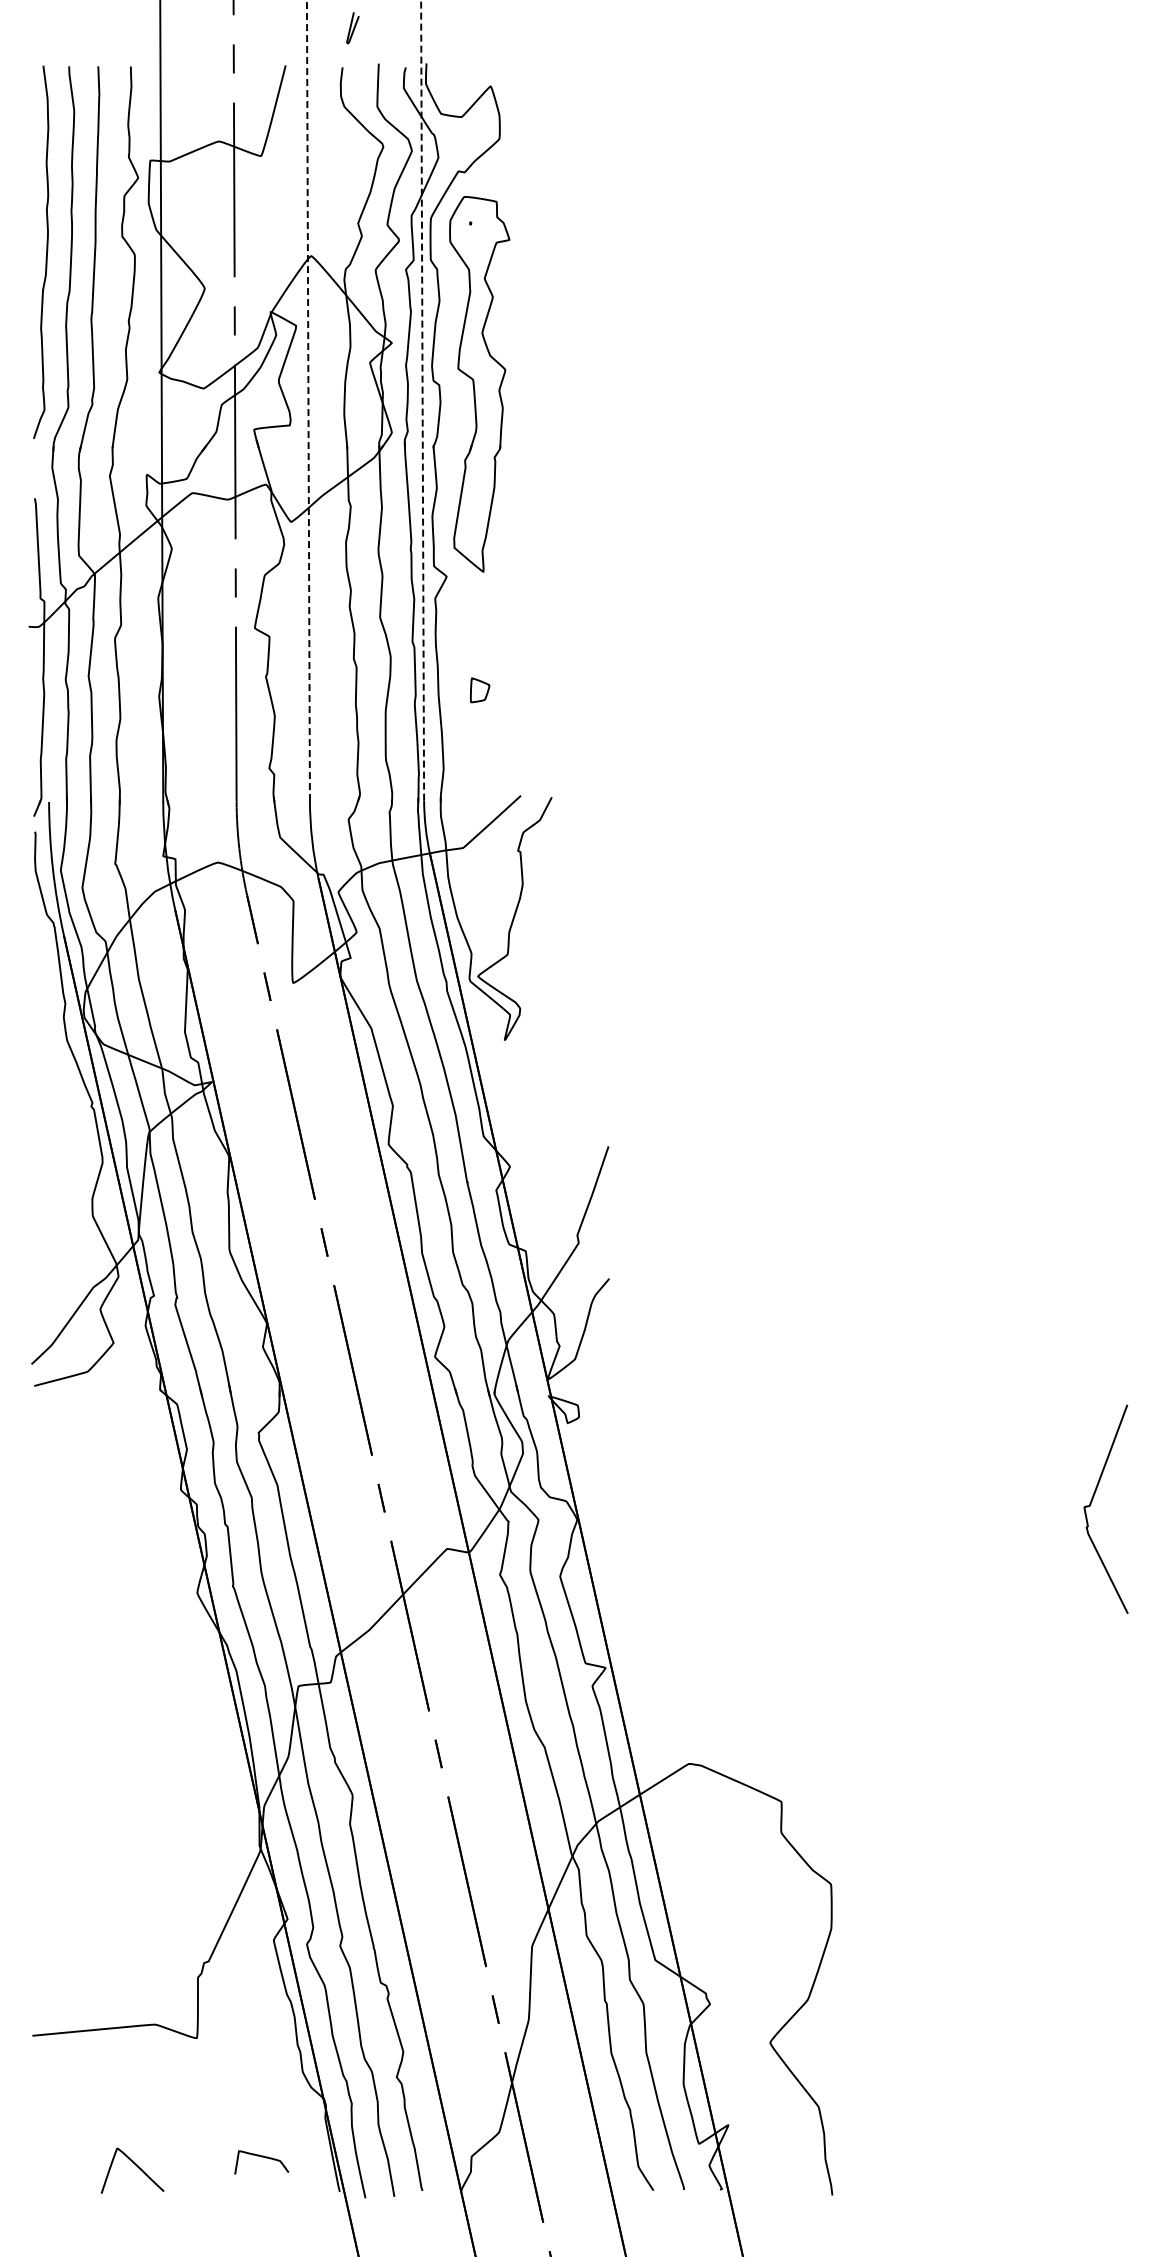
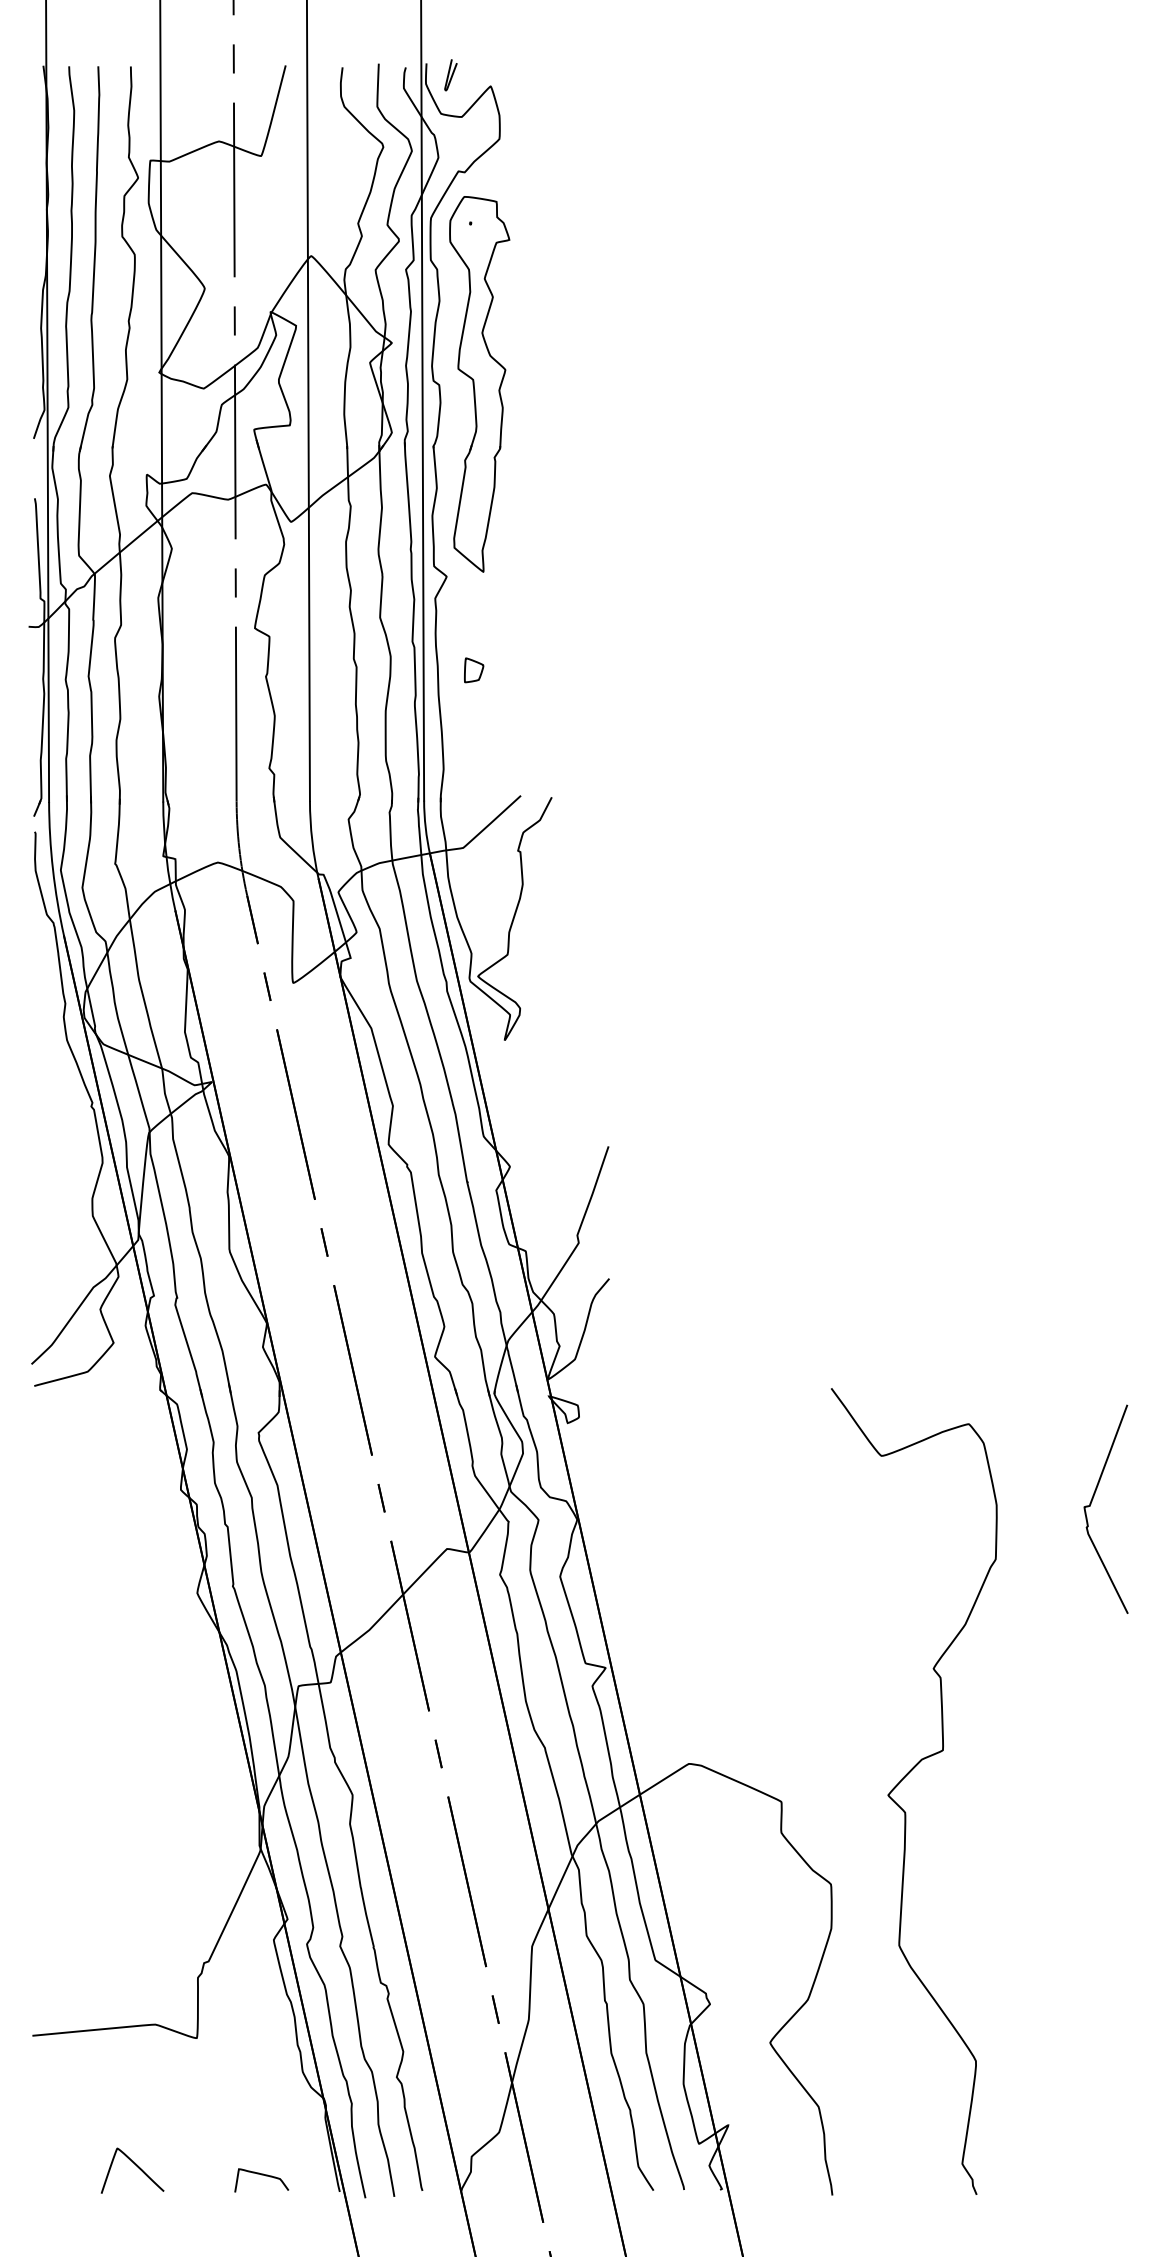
curve position: (351, 28) -> (449, 75) (449, 75)
line: dashed -> solid (308, 400)
line: dashed -> solid (422, 400)
line: none -> present (47, 402)
part position: (480, 690) -> (474, 670) (474, 670)
curve: none -> present (903, 1779)
curve position: (261, 2157) -> (261, 2175) (261, 2175)
